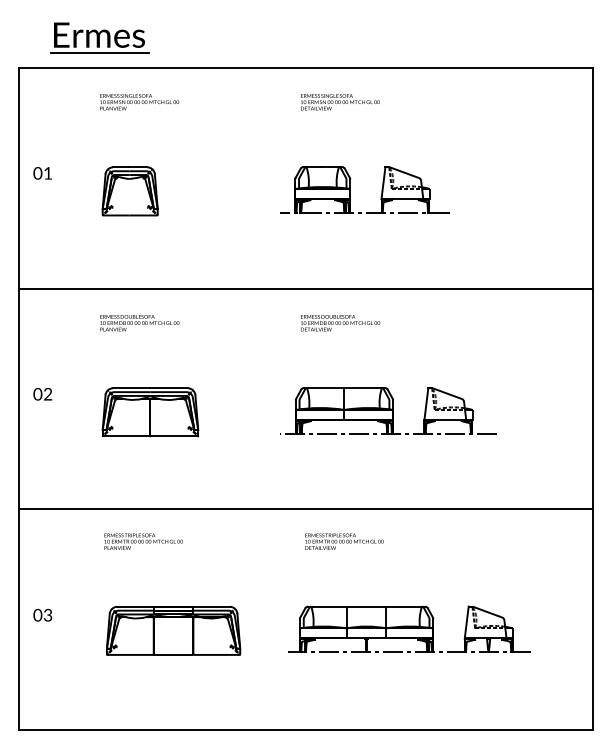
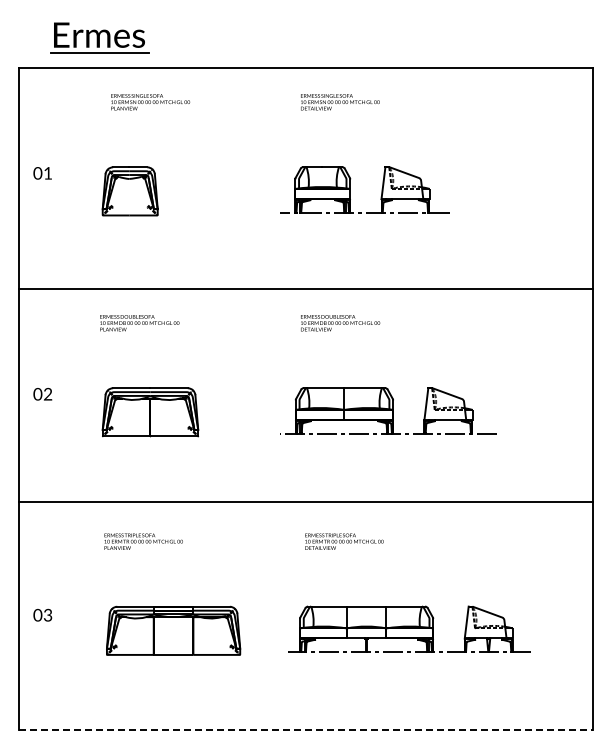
text position: (139, 102) -> (150, 102) (150, 102)
line position: (305, 509) -> (305, 502) (305, 502)
line: solid -> dashed (306, 730)
